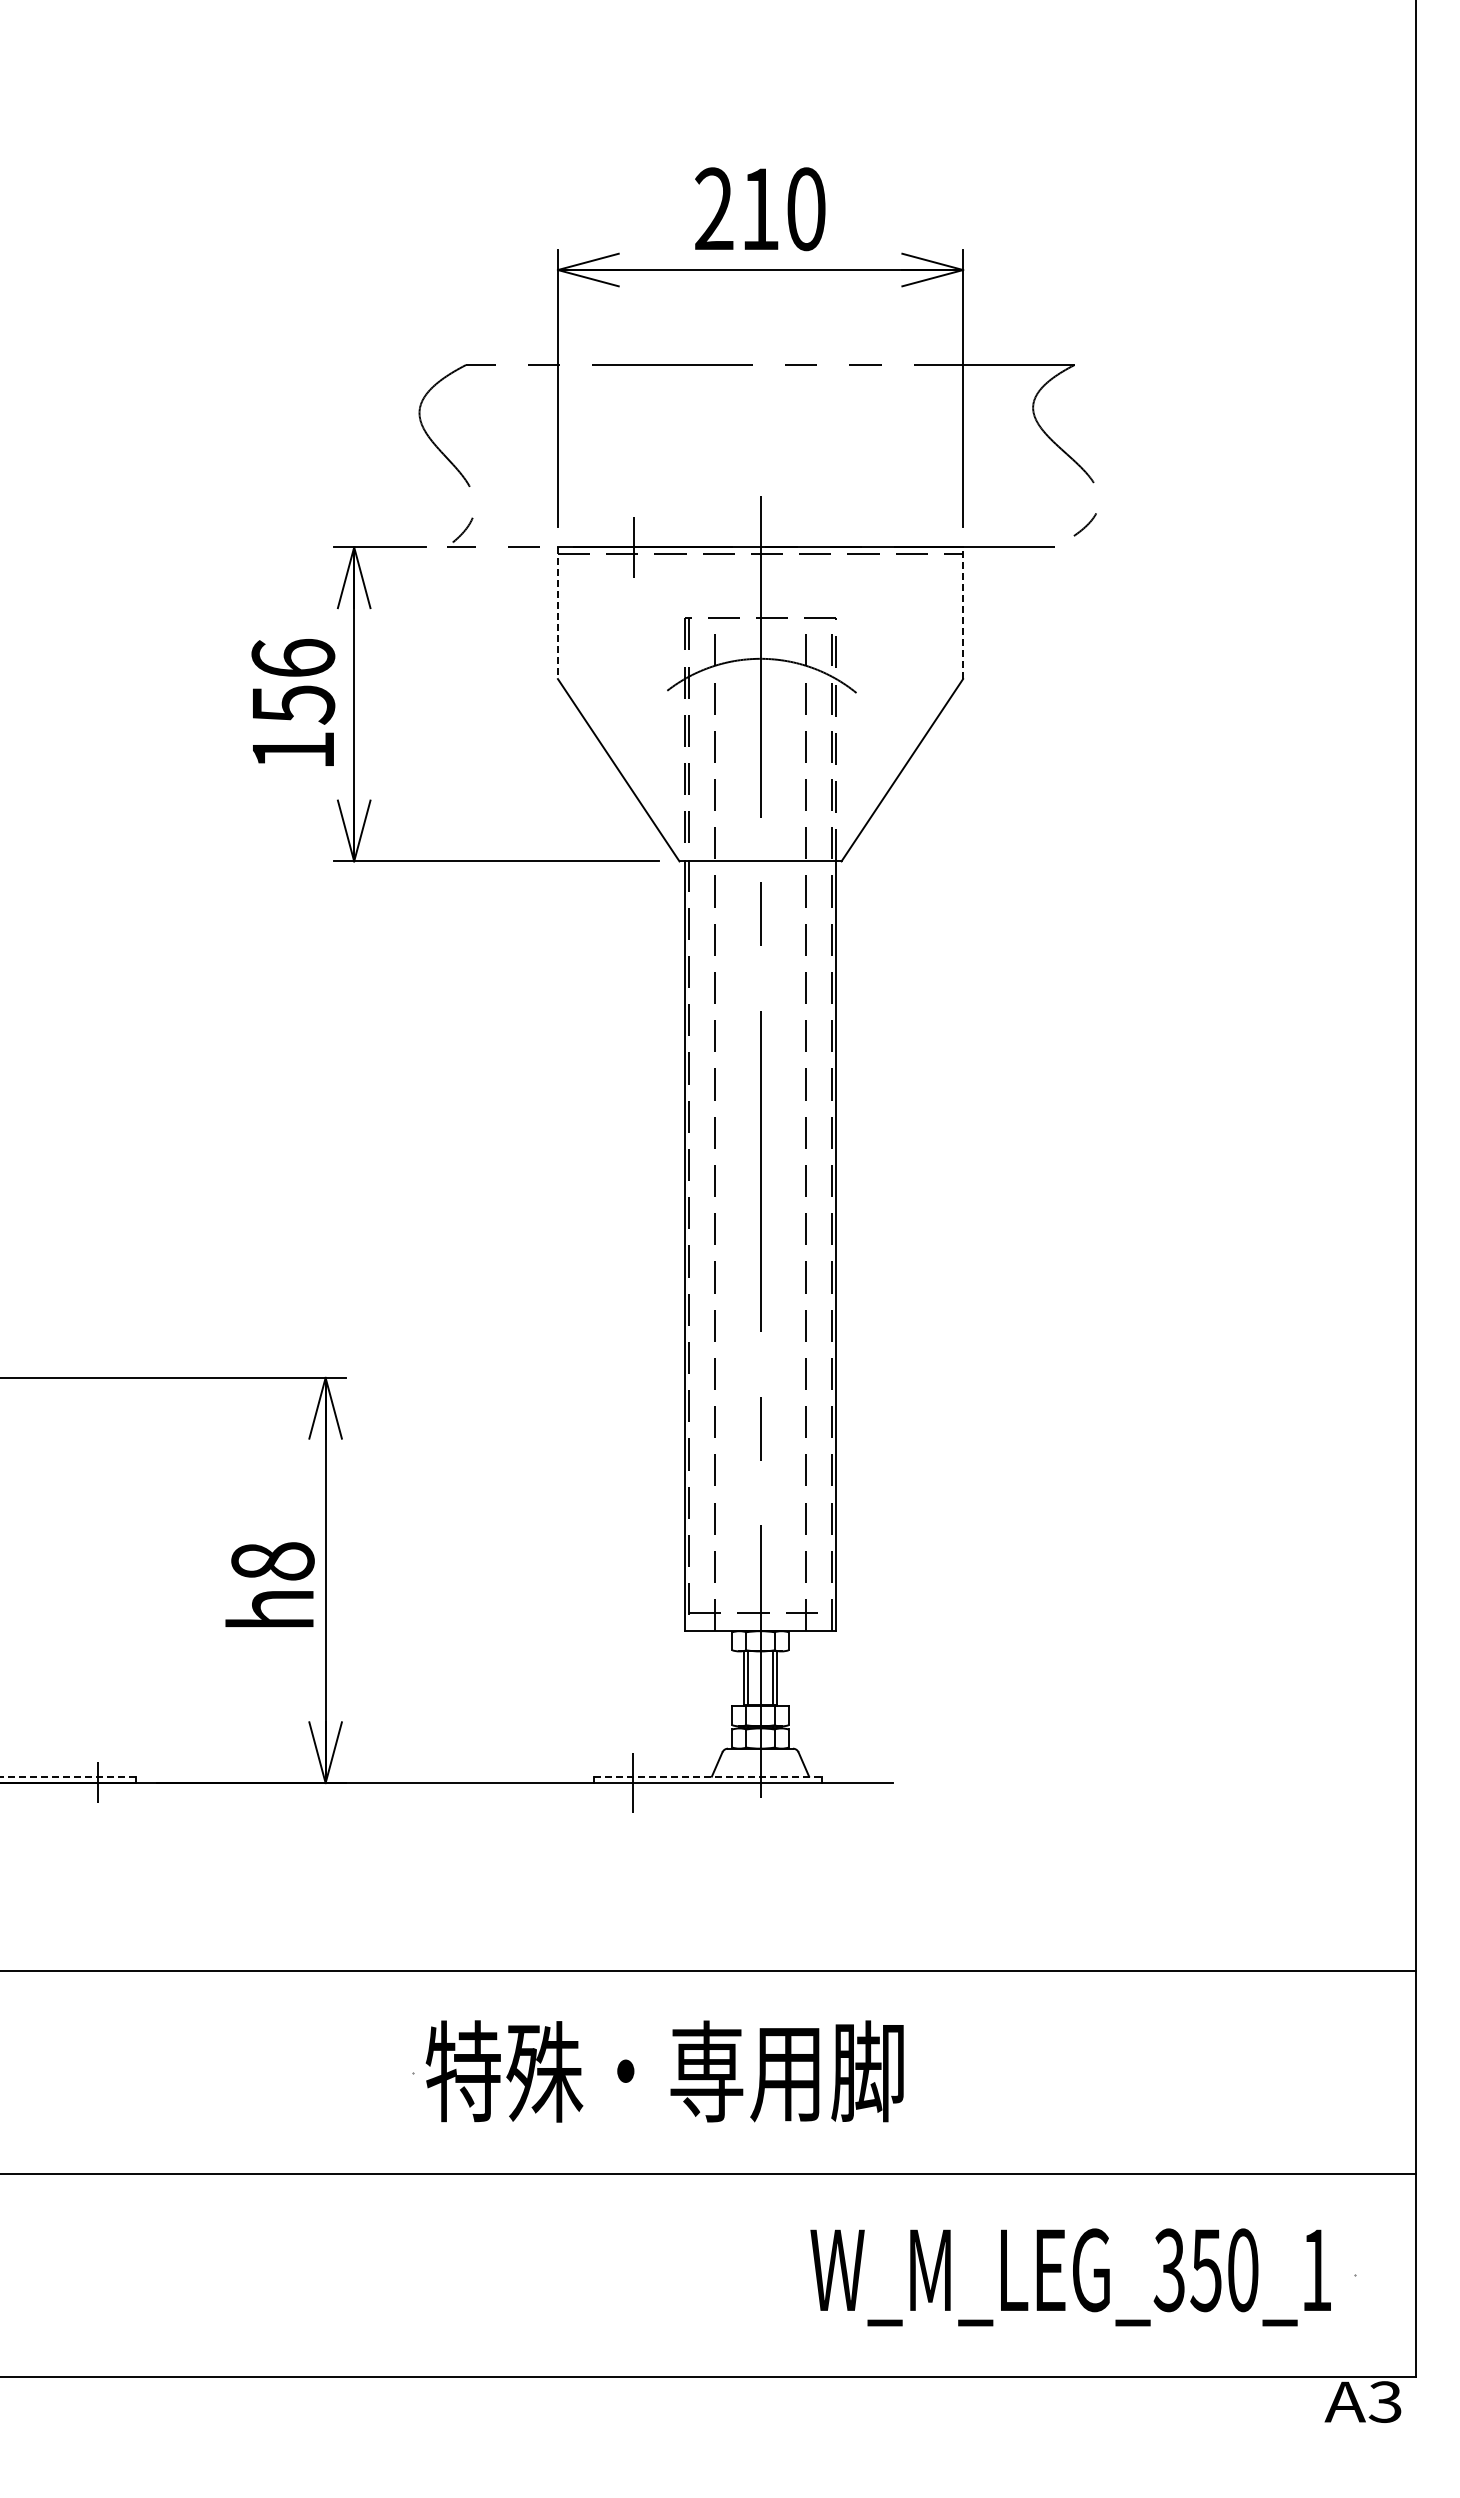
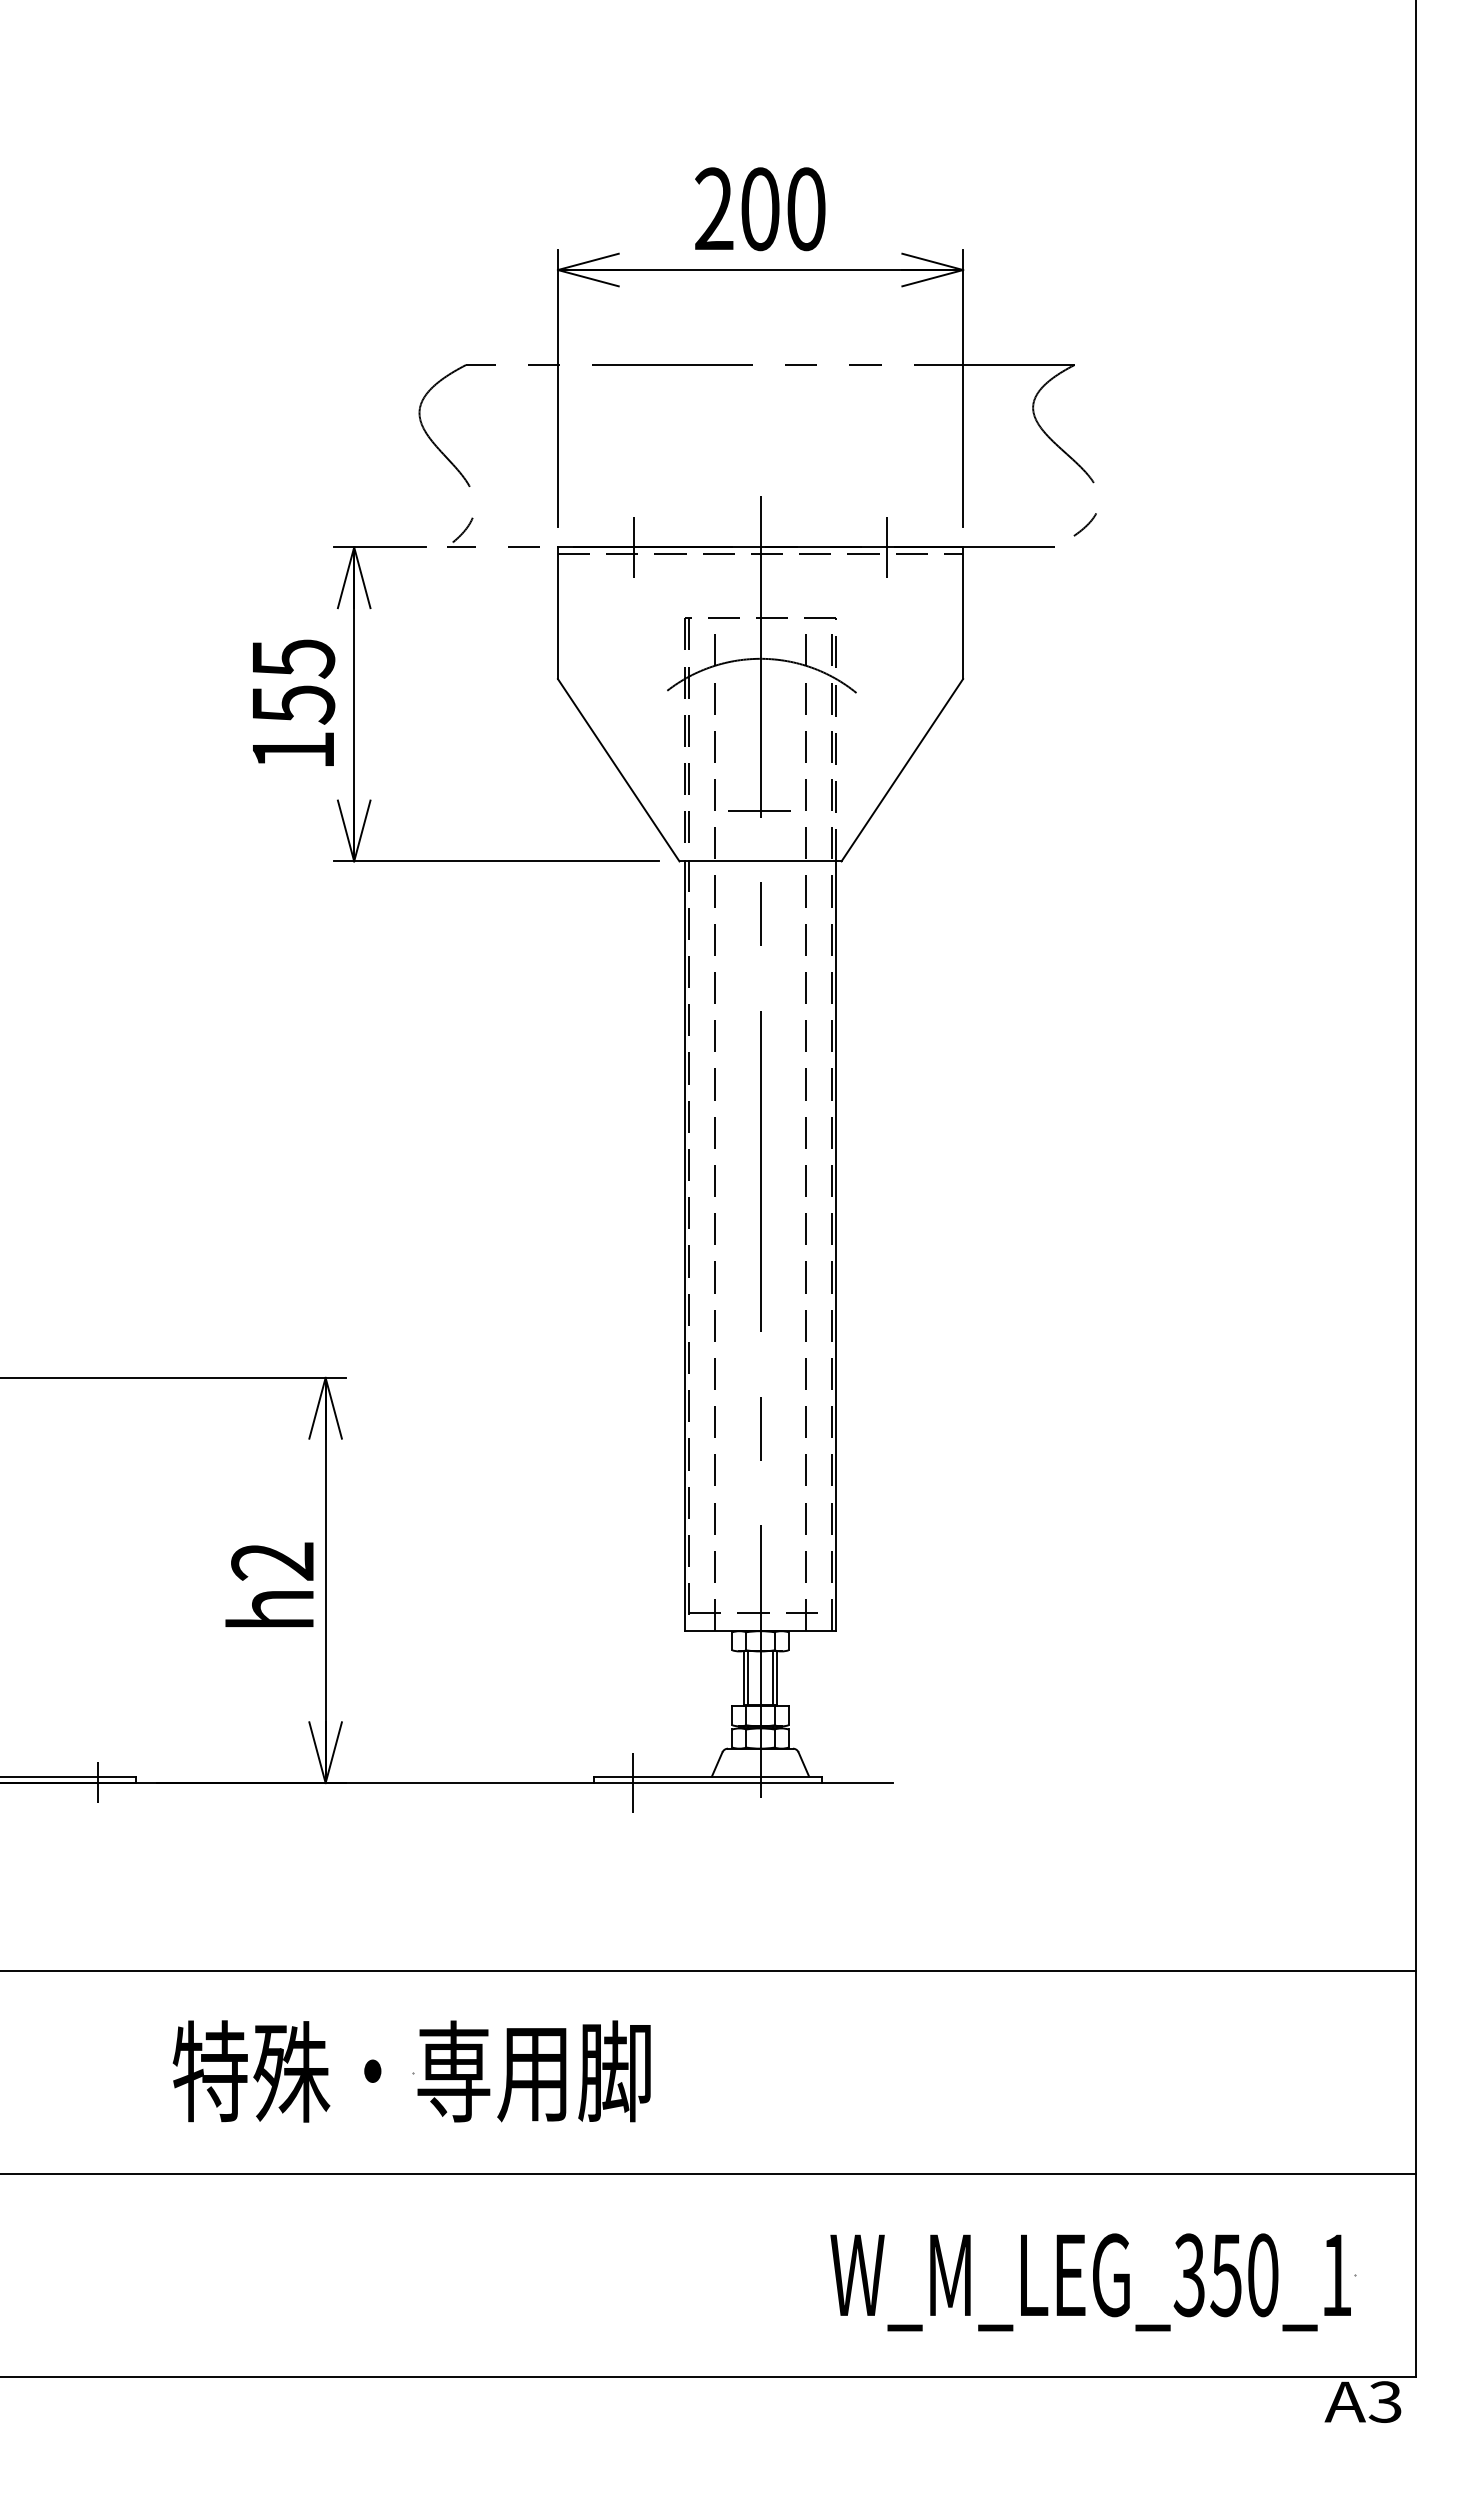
text: 210 -> 200 (760, 209)
line: none -> present (887, 547)
line: dashed -> solid (557, 613)
line: dashed -> solid (963, 613)
text: 156 -> 155 (293, 658)
line: none -> present (759, 810)
text: h8 -> h2 (272, 1561)
line: dashed -> solid (68, 1776)
line: dashed -> solid (708, 1776)
text position: (664, 2071) -> (411, 2071) (411, 2071)
text position: (1070, 2277) -> (1090, 2282) (1090, 2282)
